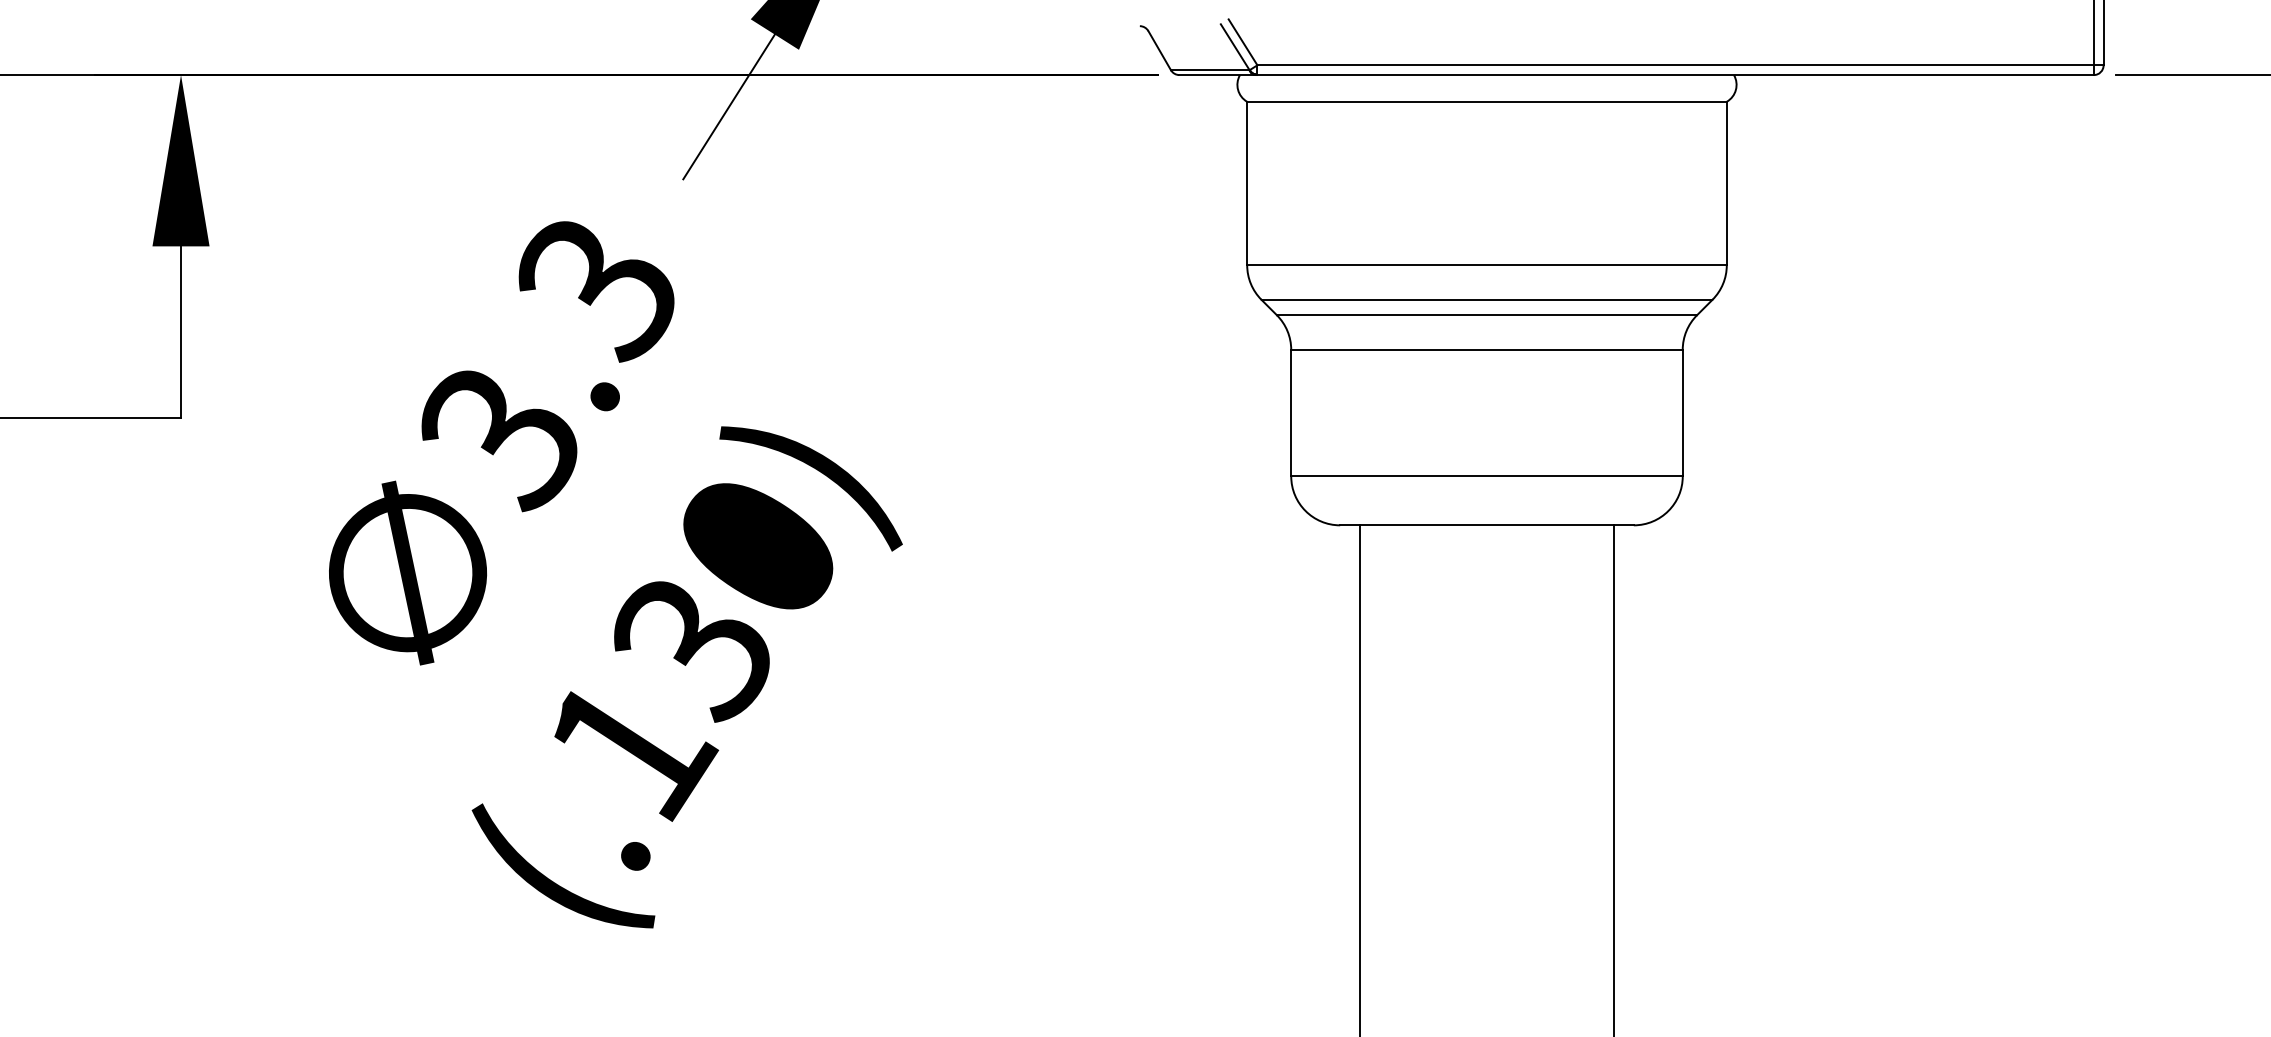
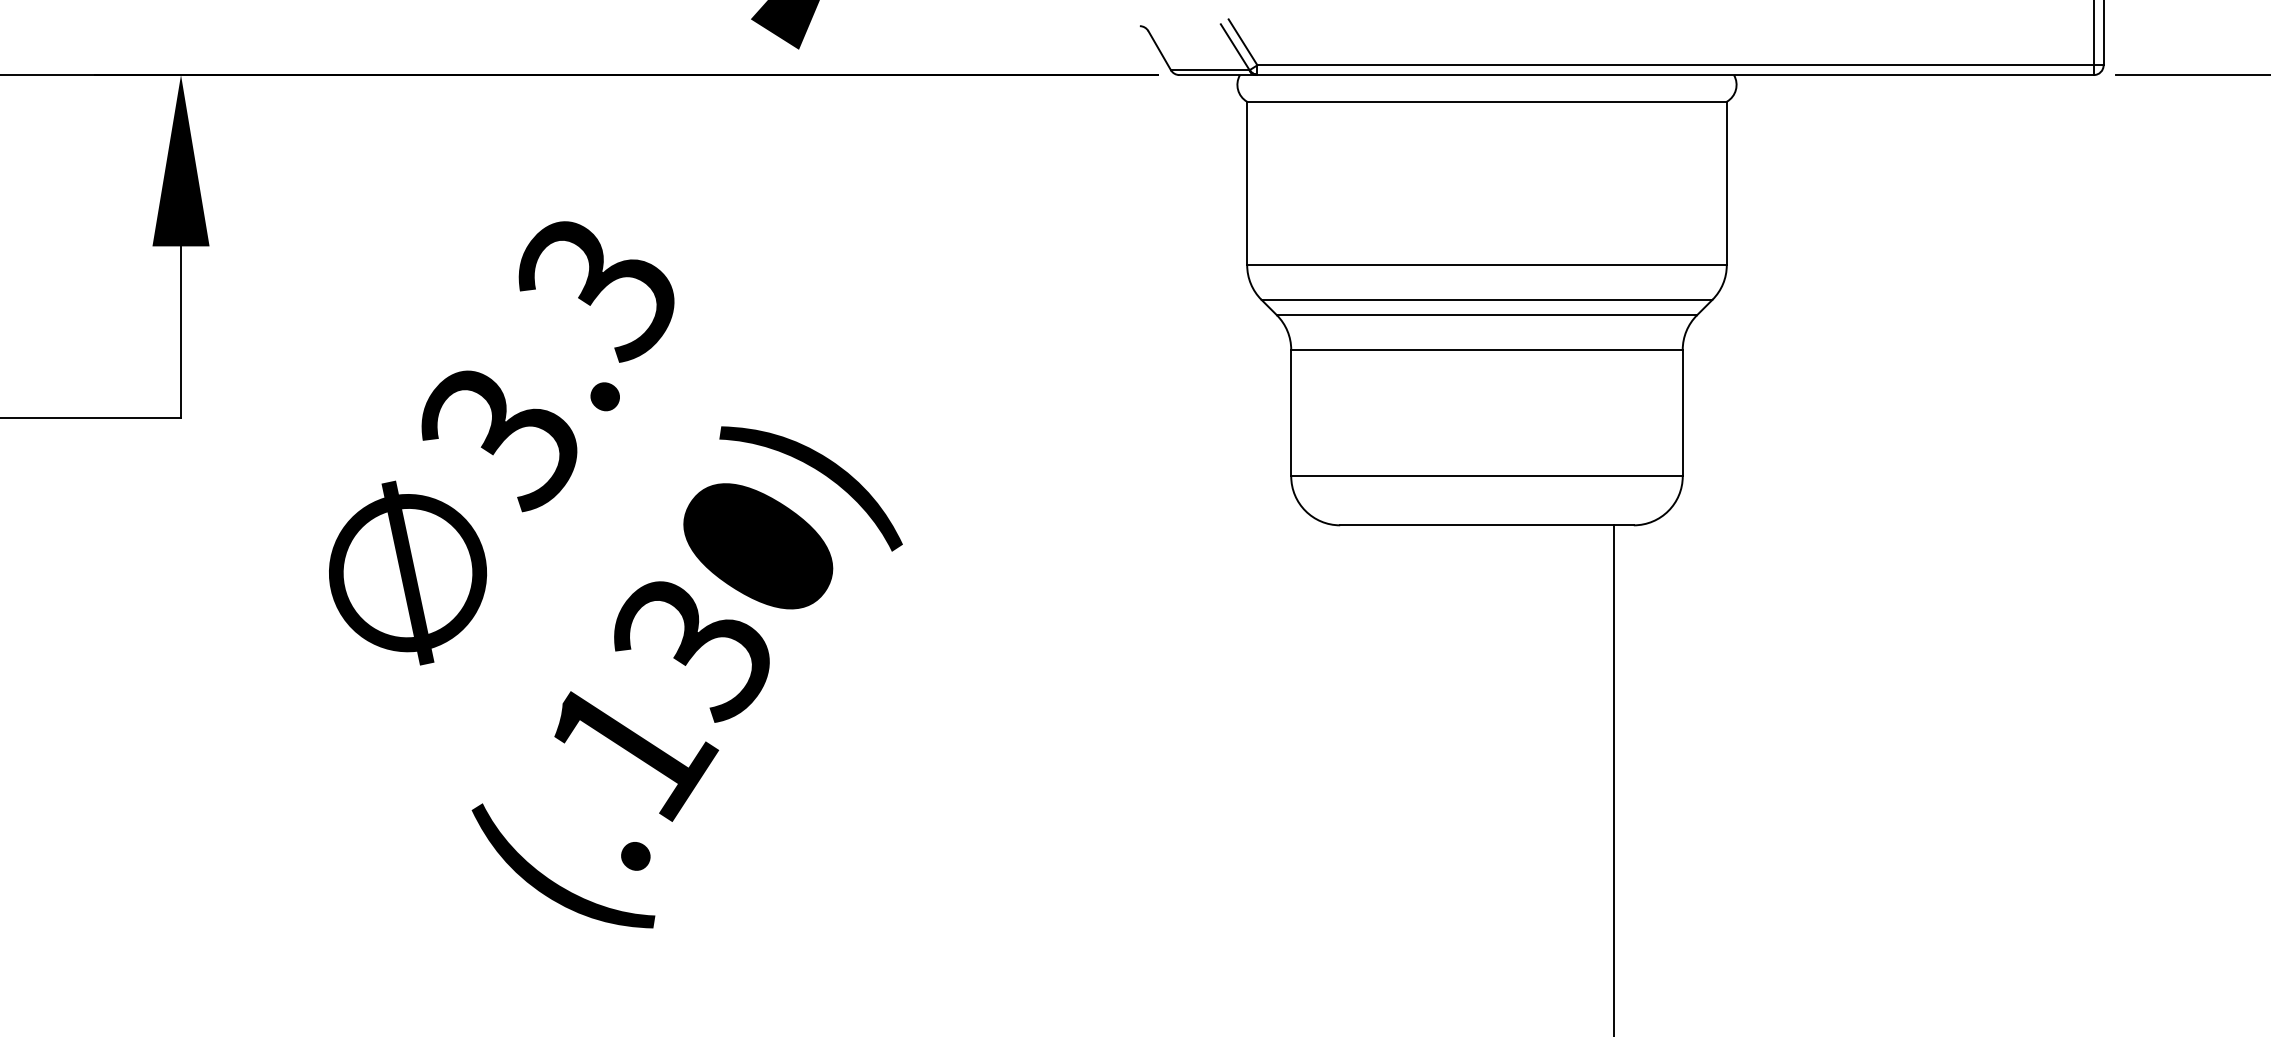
line: present -> none (728, 106)
line: present -> none (1359, 779)
